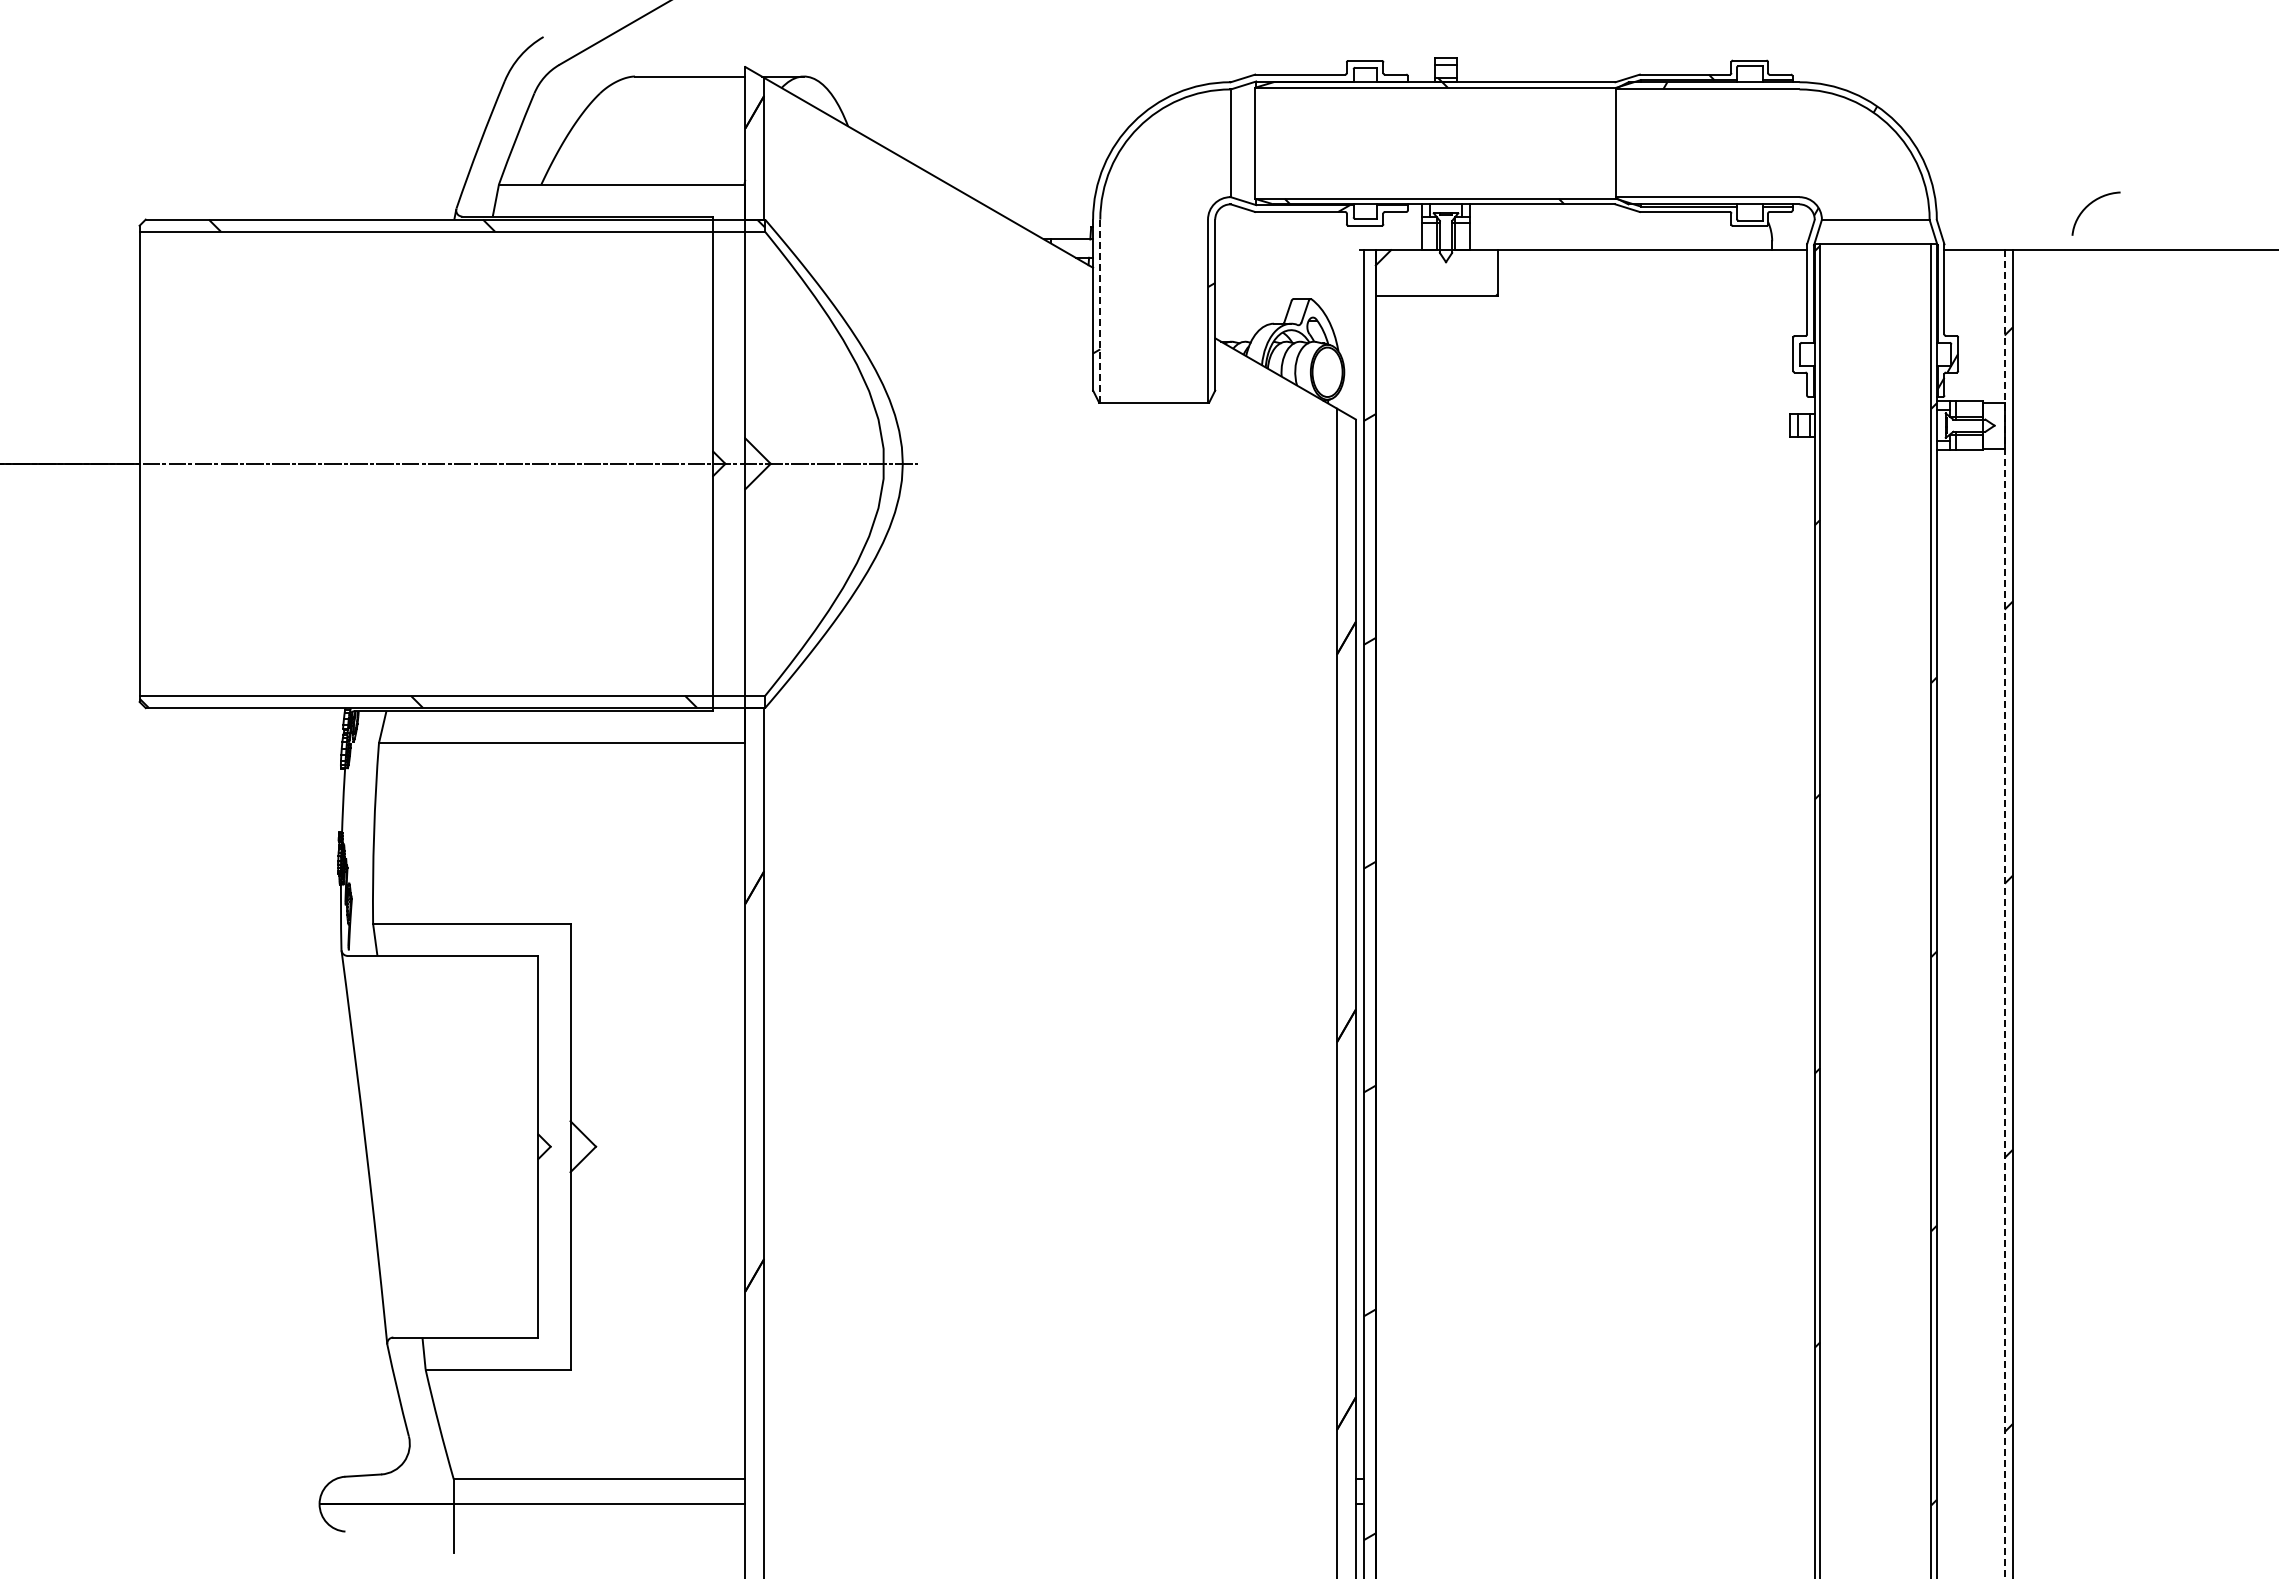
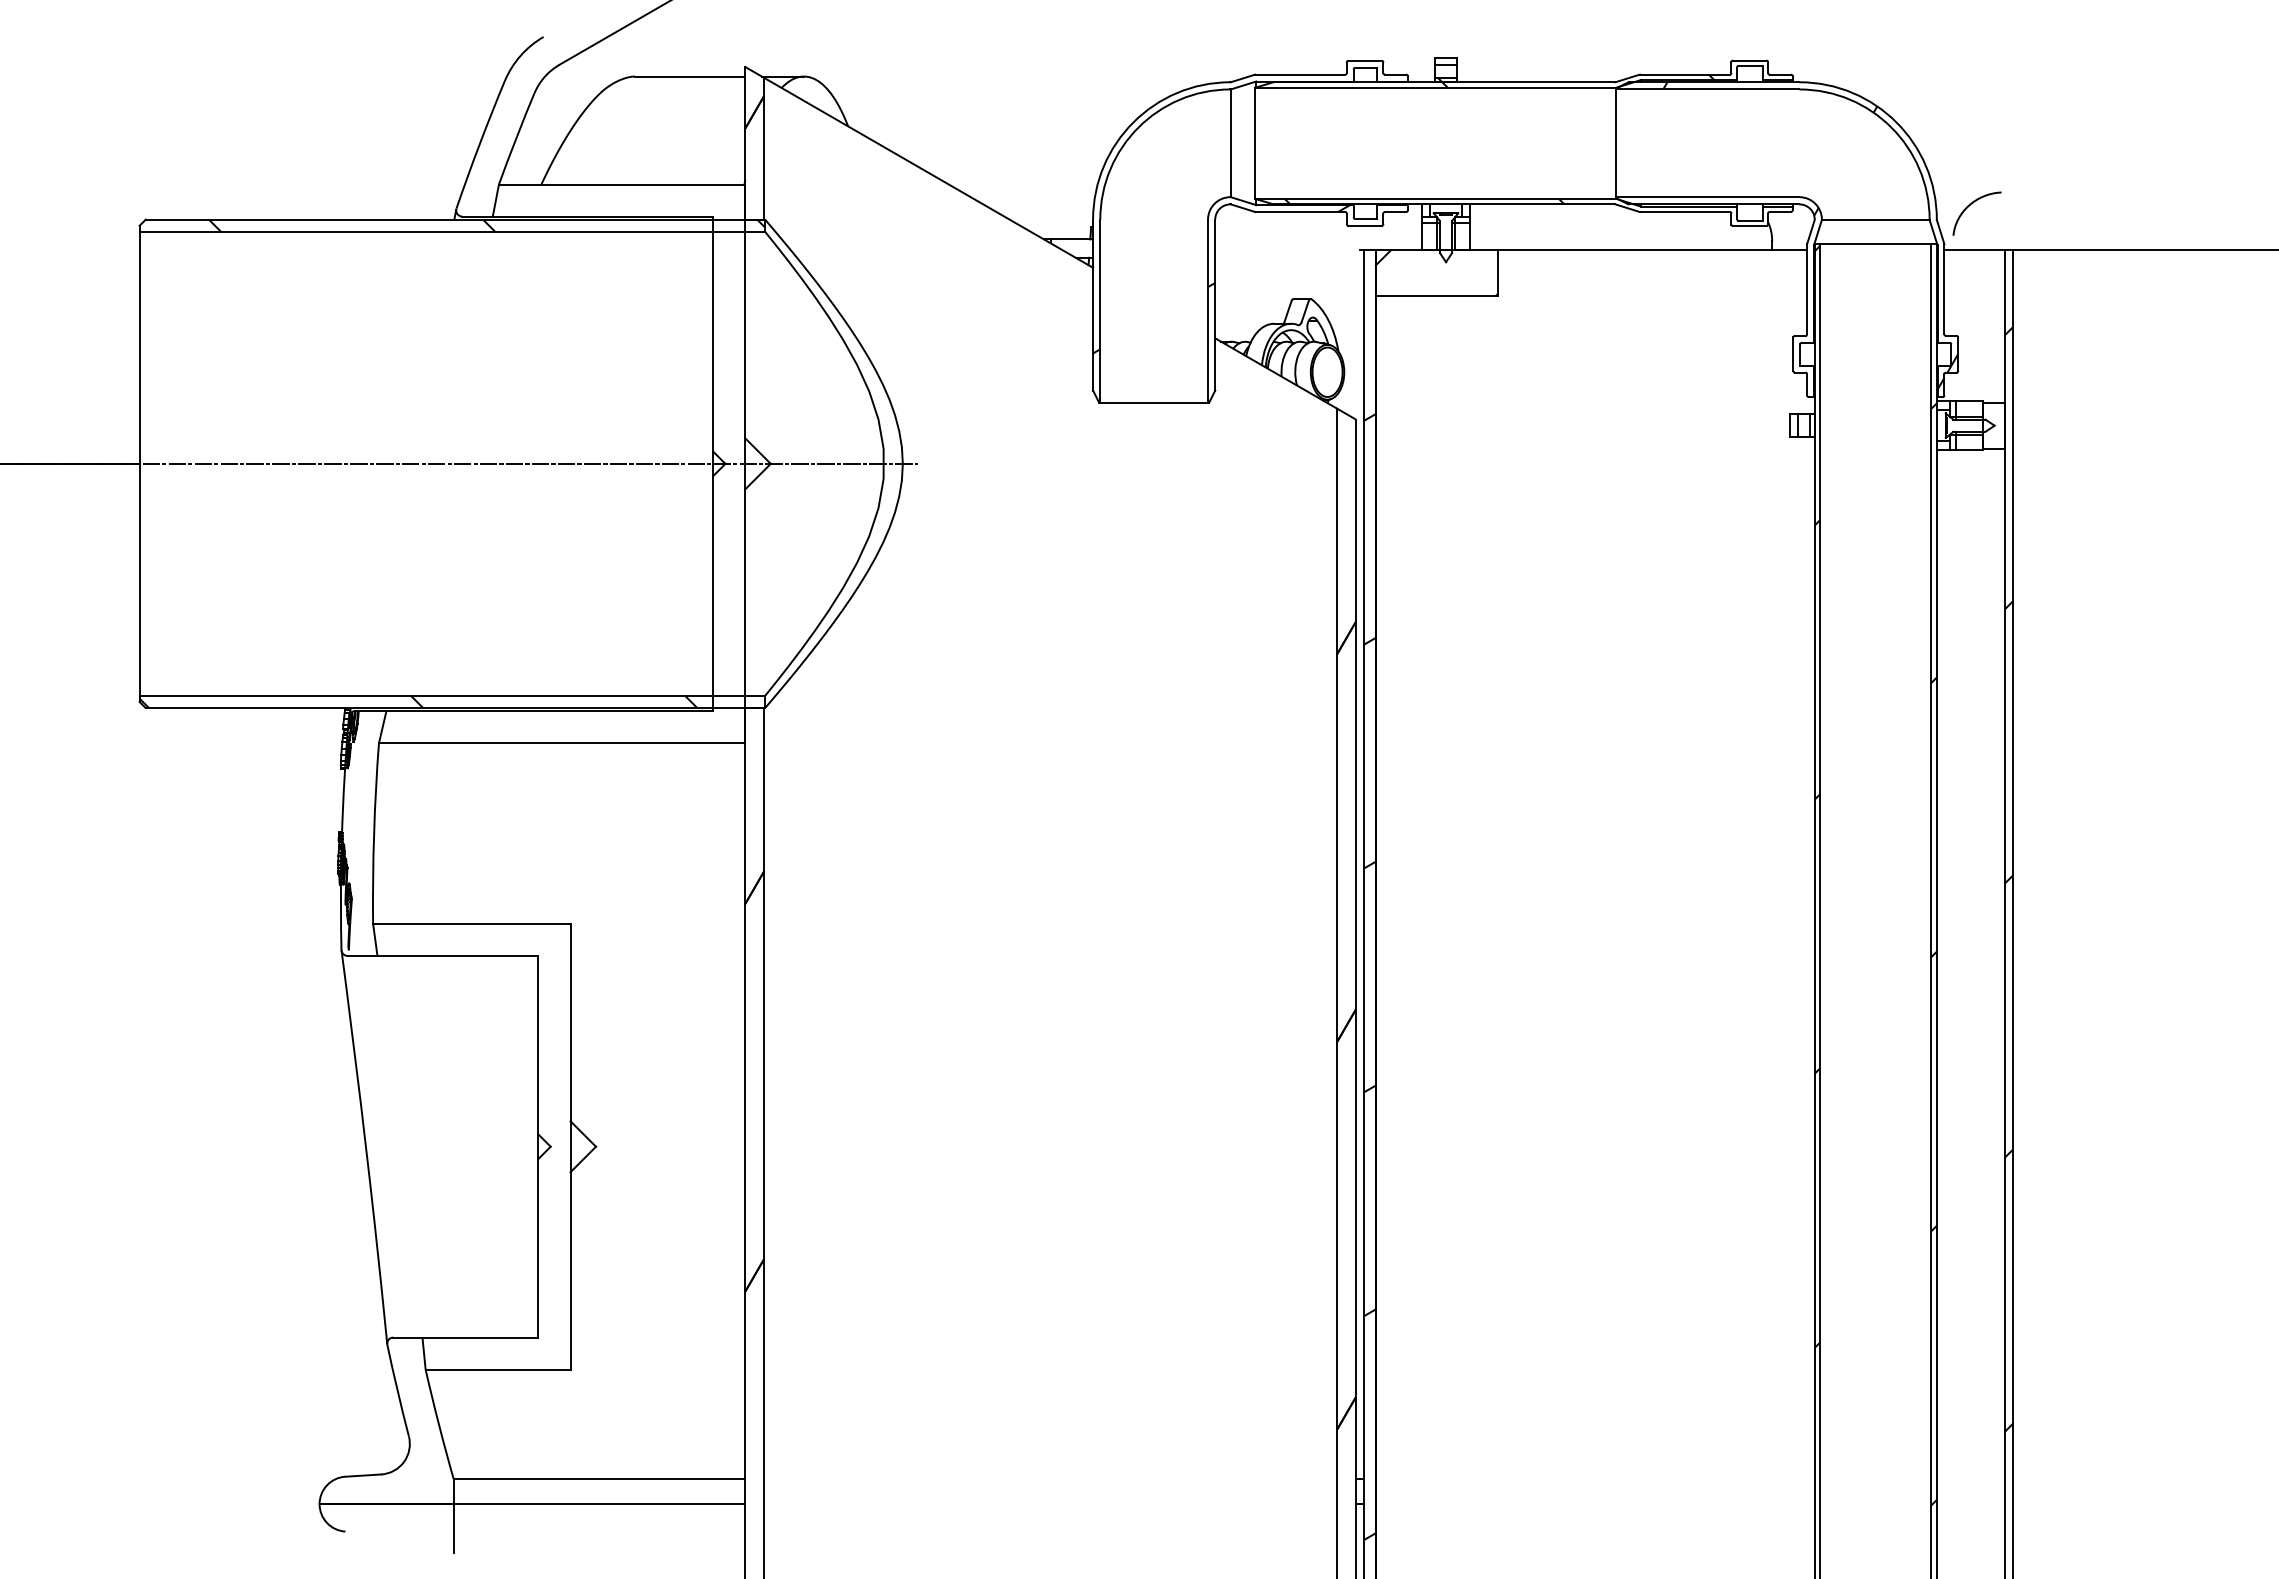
curve position: (2088, 206) -> (1969, 206) (1969, 206)
line: dashed -> solid (1100, 311)
line: dashed -> solid (2004, 914)
